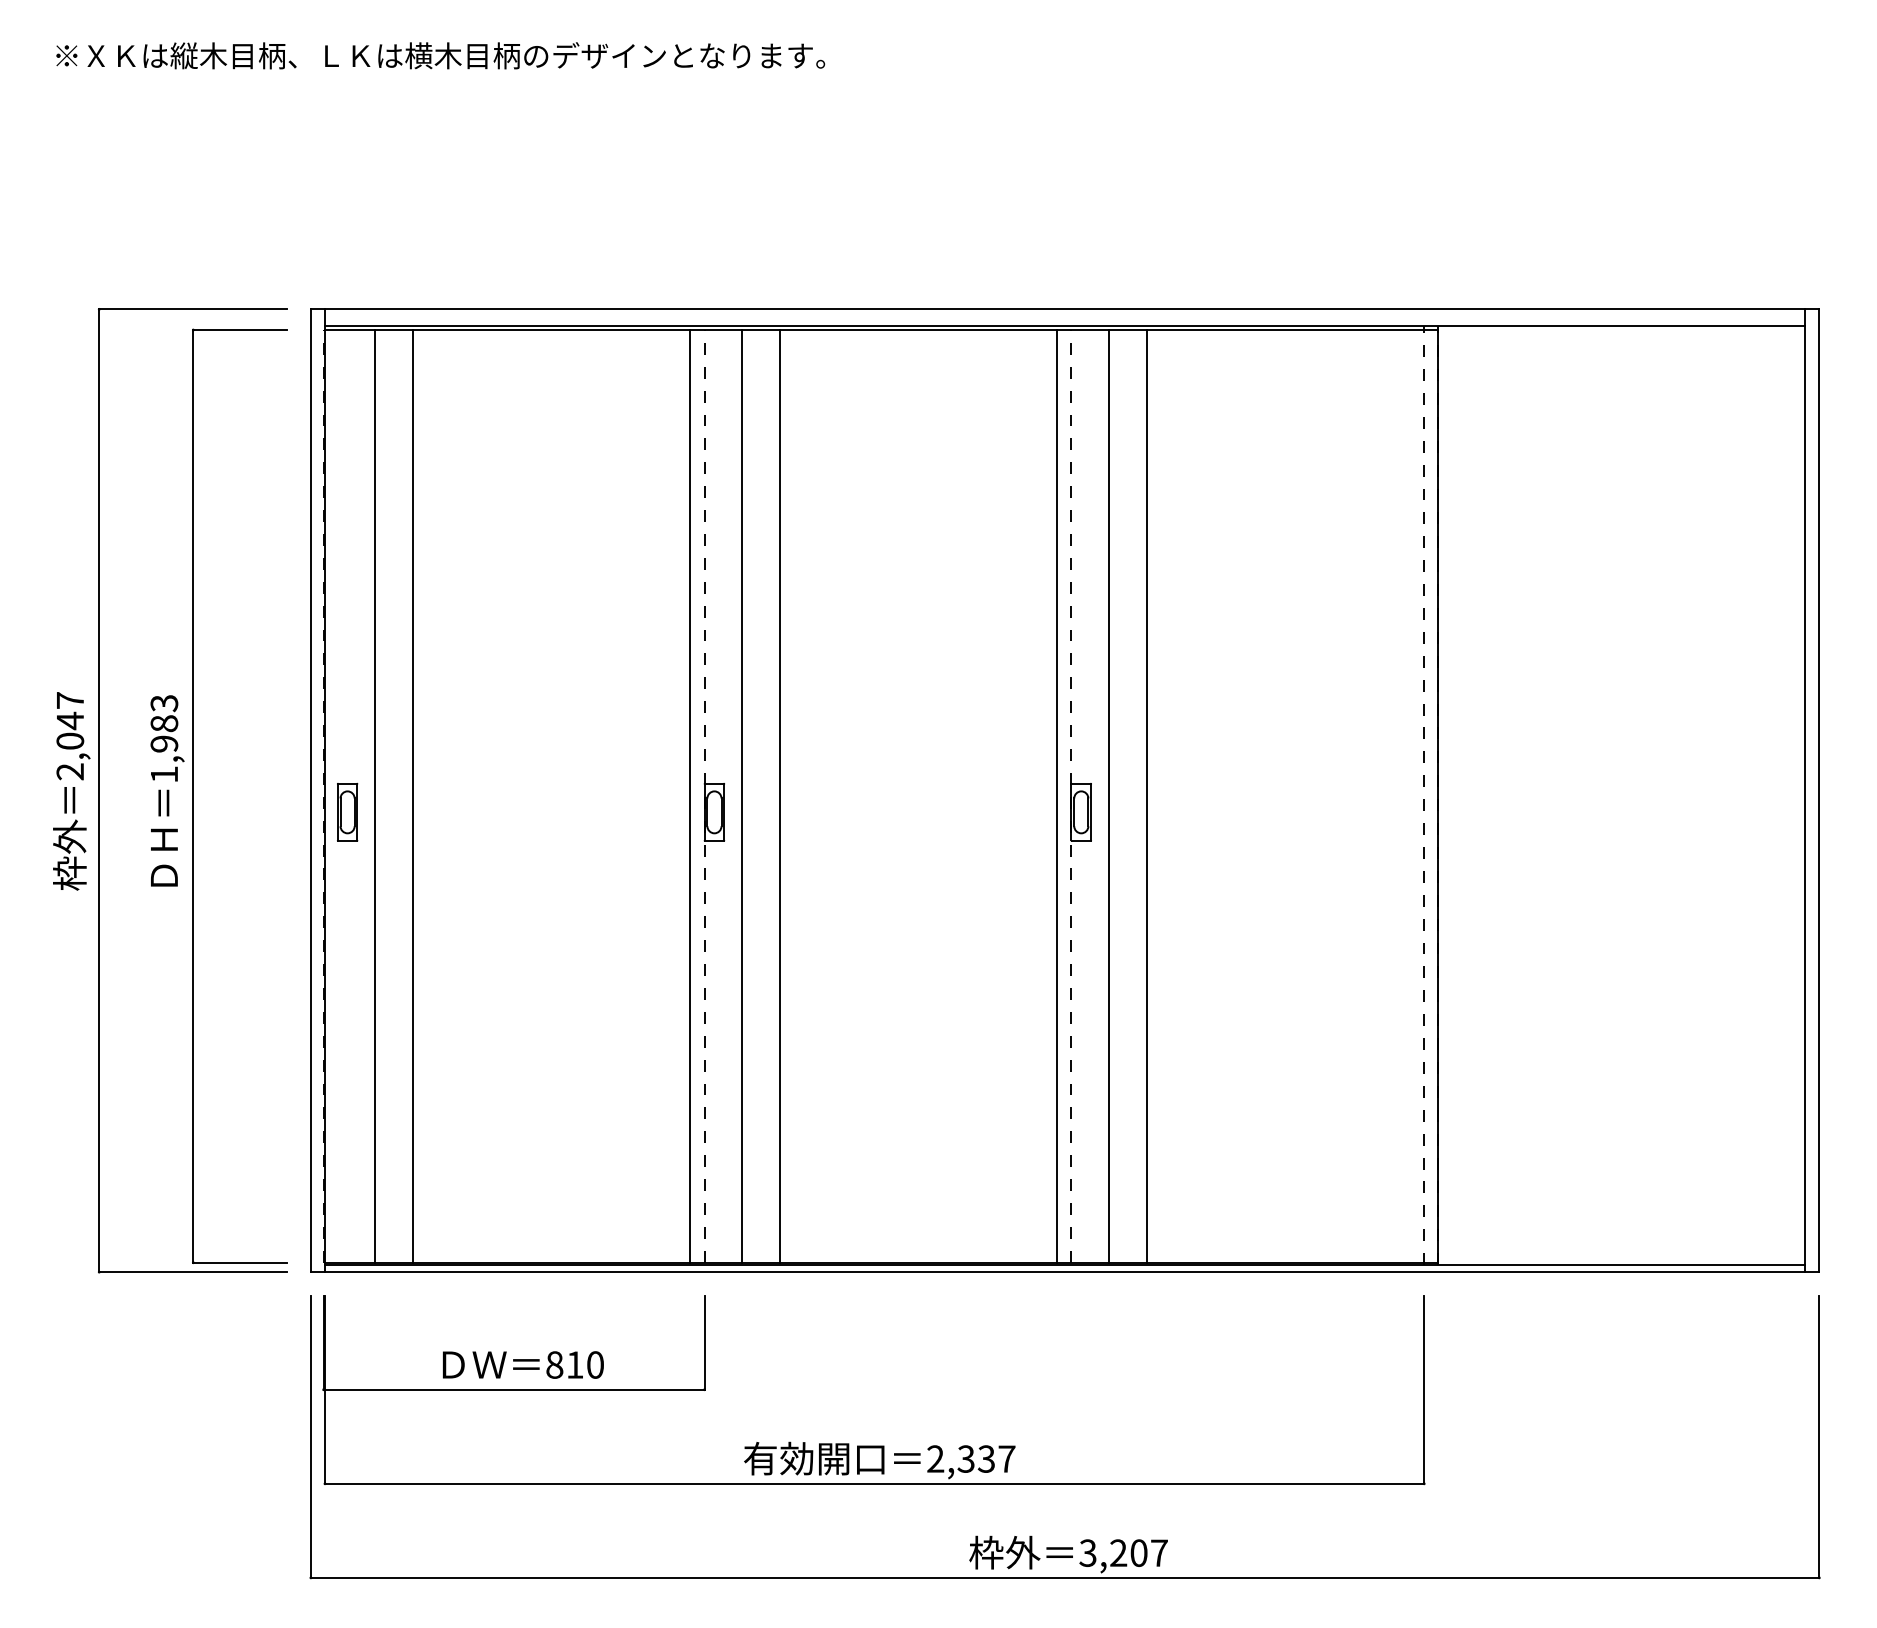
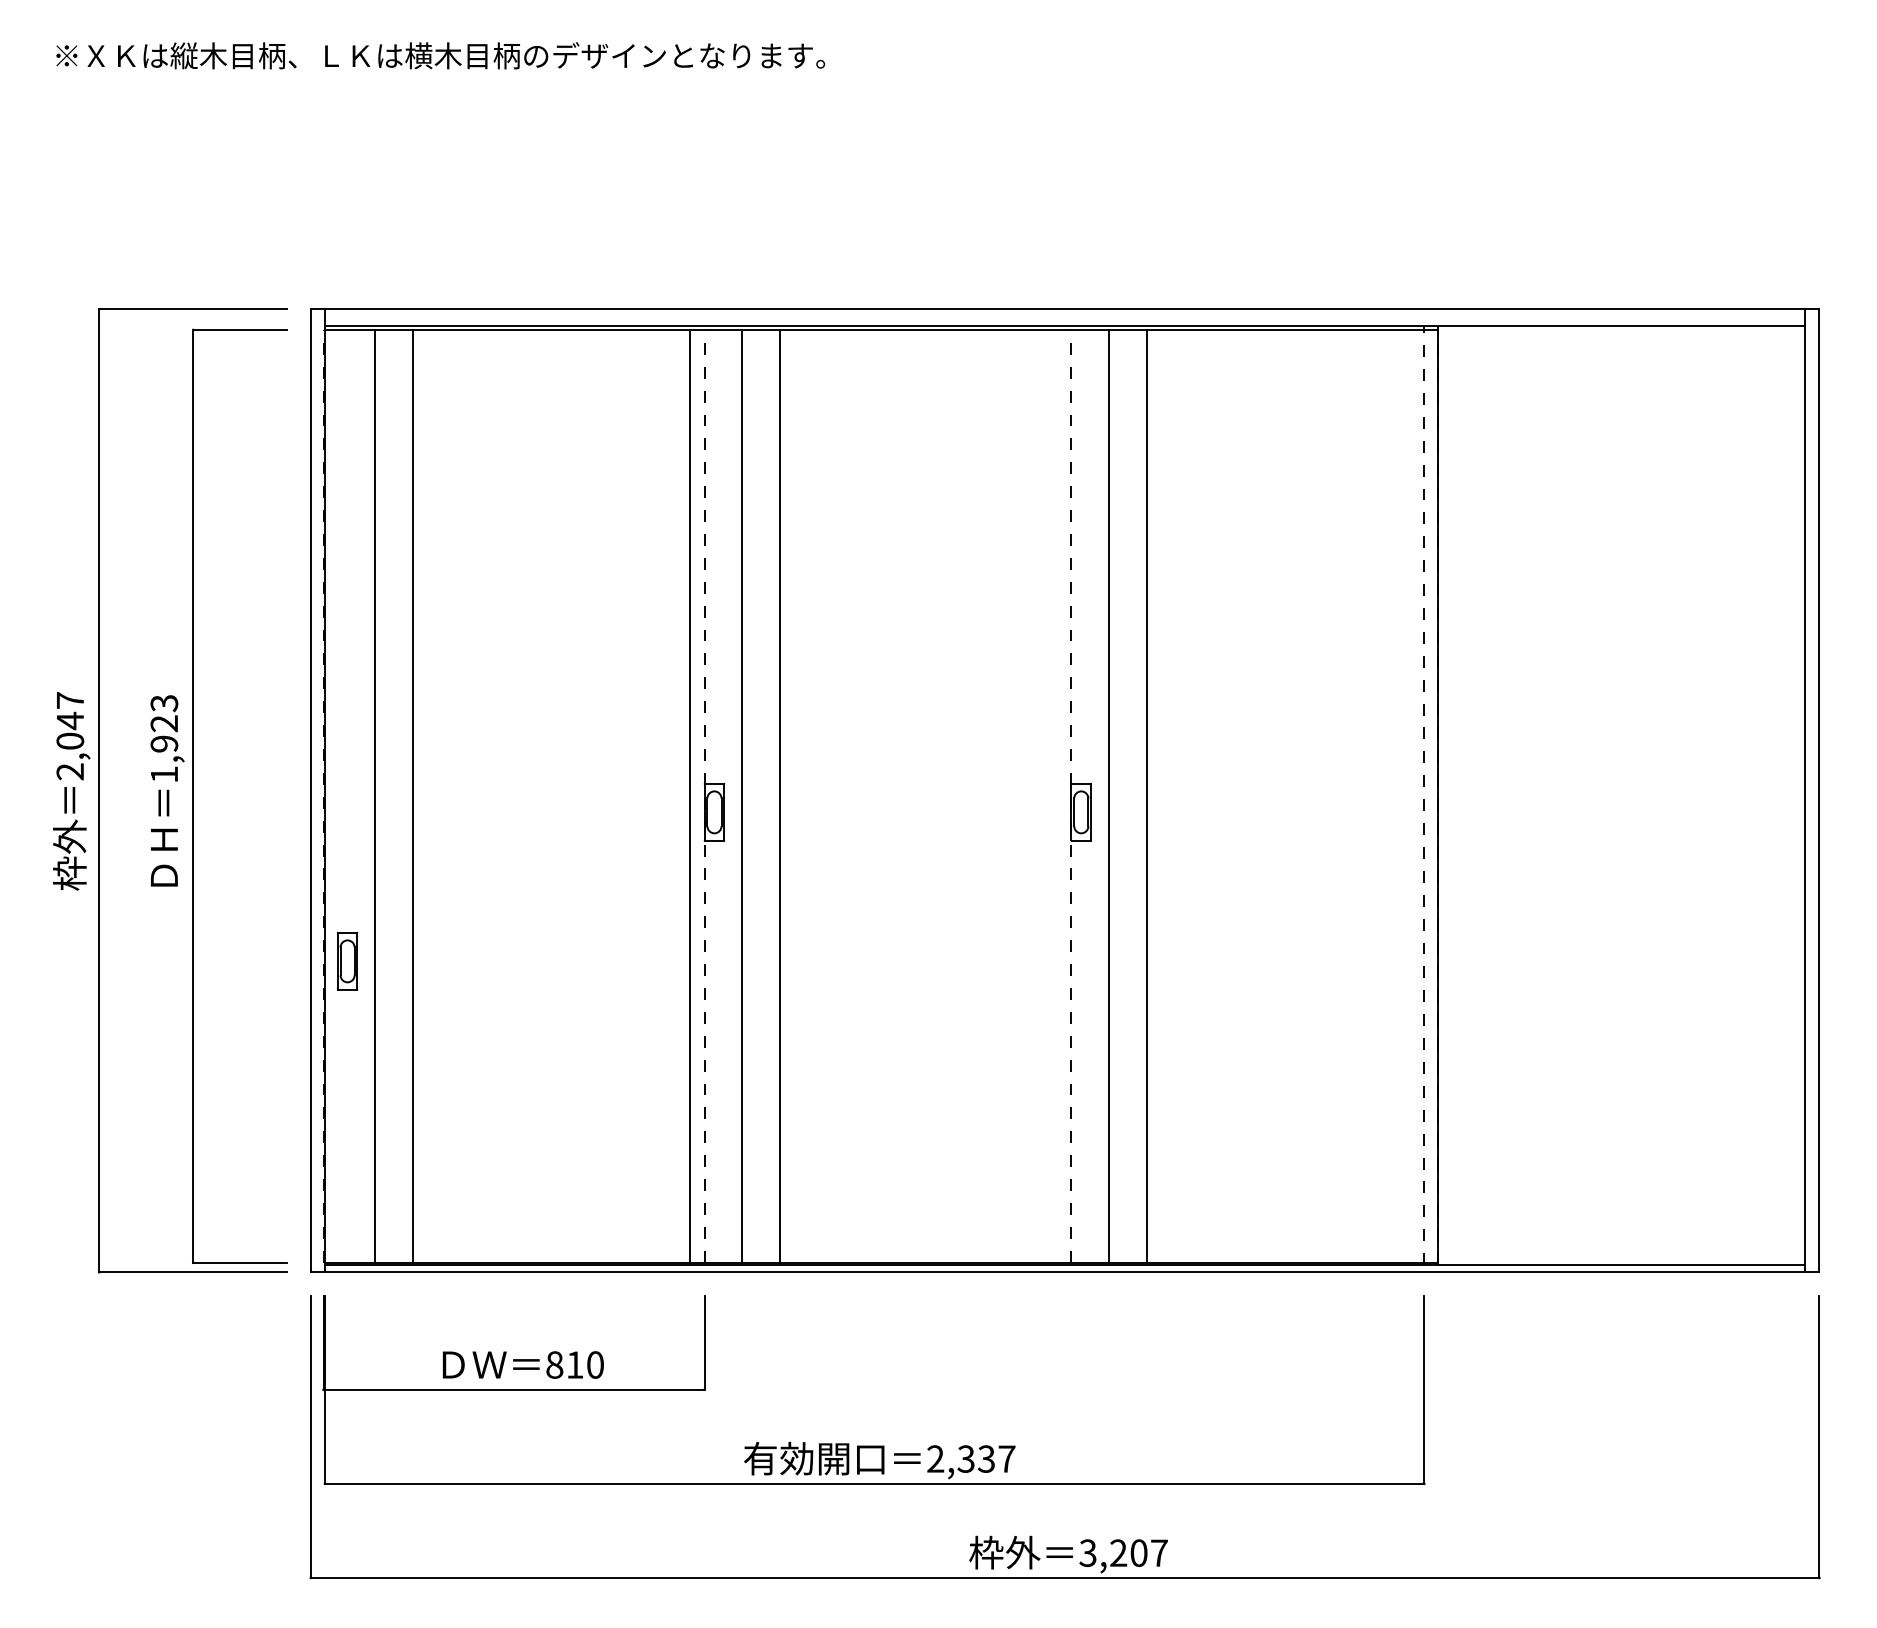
text: 1,983 -> 1,923 (164, 723)
line: present -> none (1057, 796)
part position: (347, 811) -> (347, 960) (347, 960)
